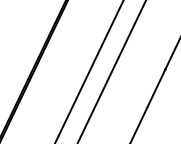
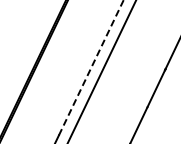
line: solid -> dashed (91, 67)
line position: (111, 71) -> (102, 71) (102, 71)
